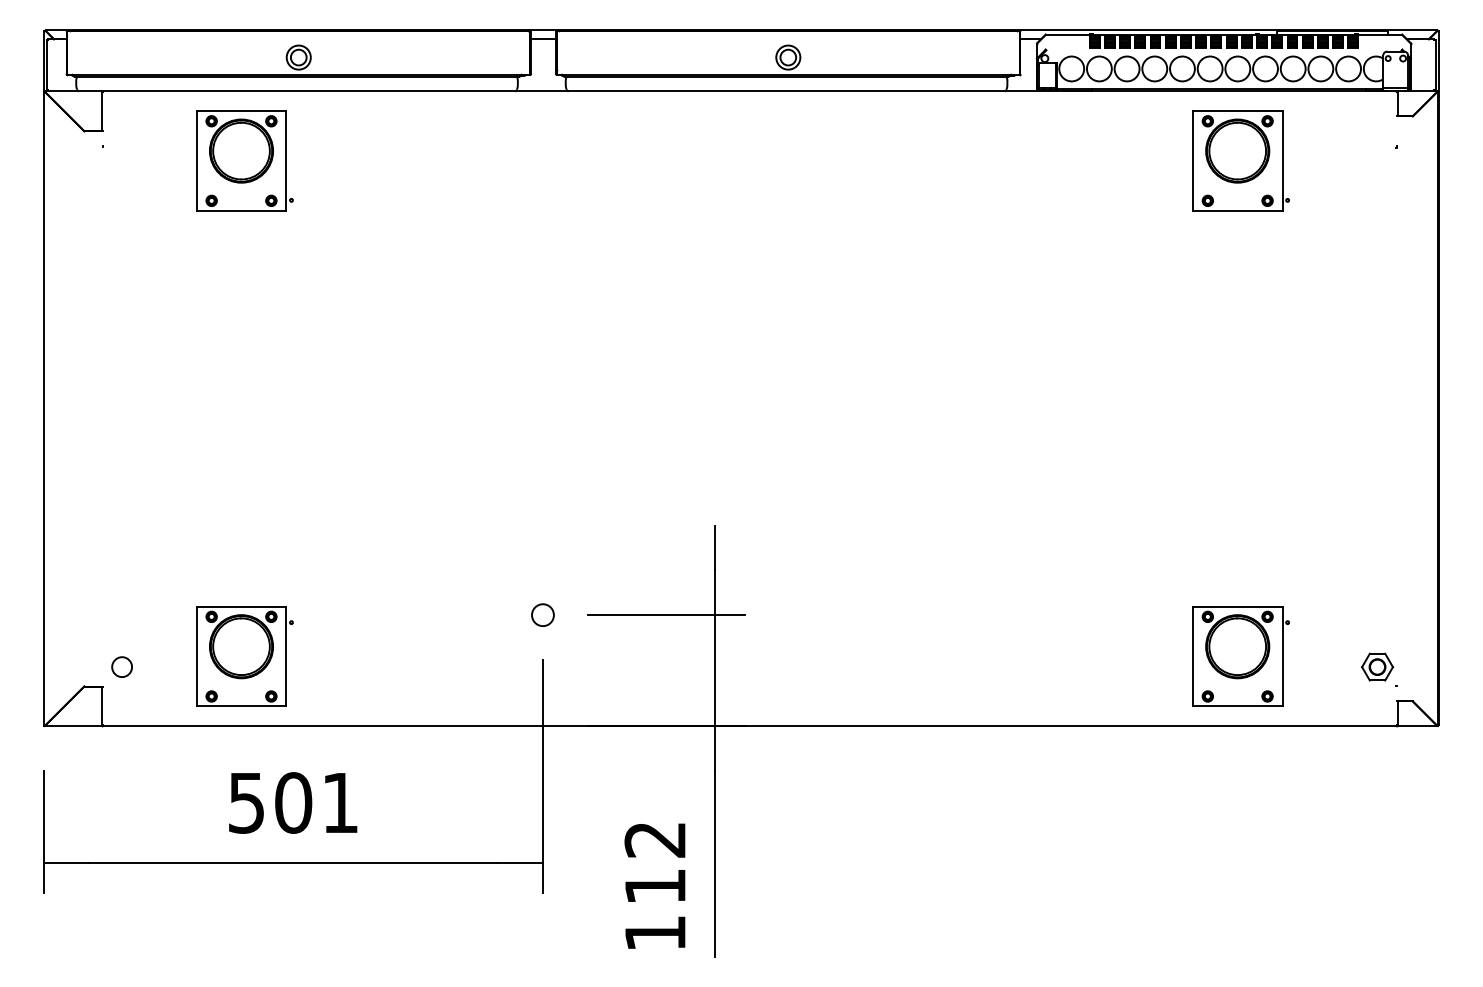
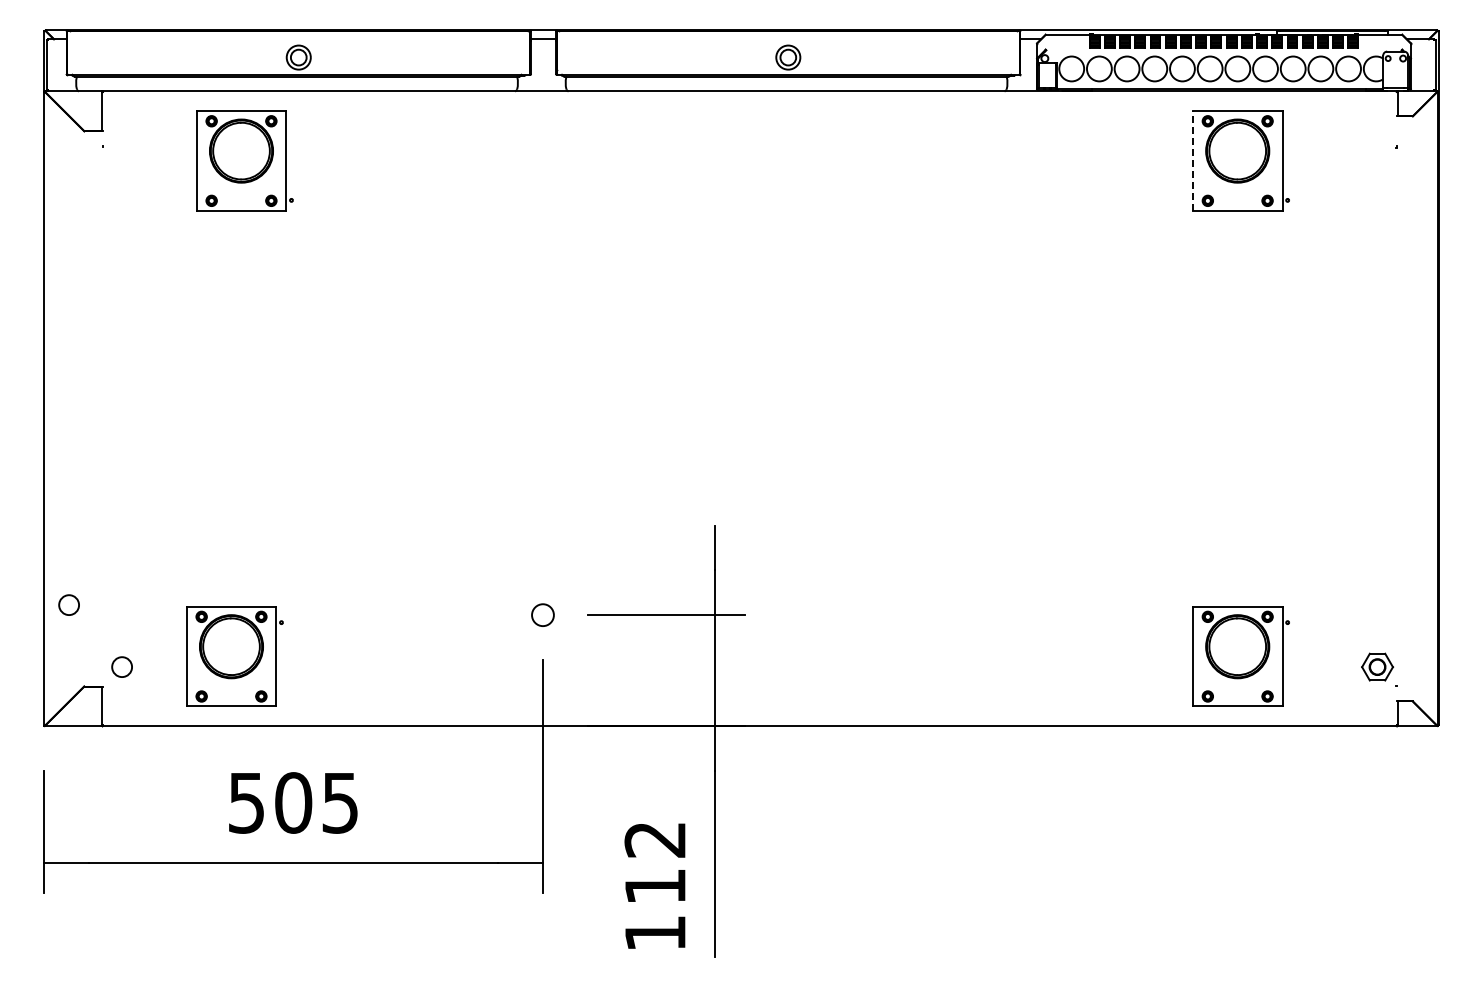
line: solid -> dashed (1192, 161)
circle: none -> present (68, 604)
part position: (244, 656) -> (234, 656) (234, 656)
text: 501 -> 505 (339, 803)
